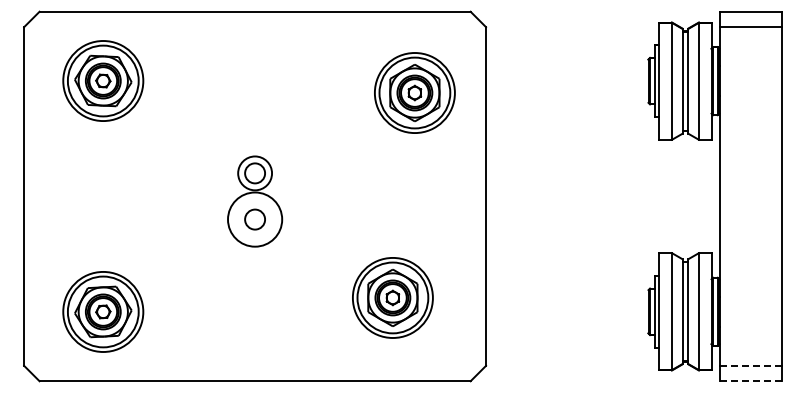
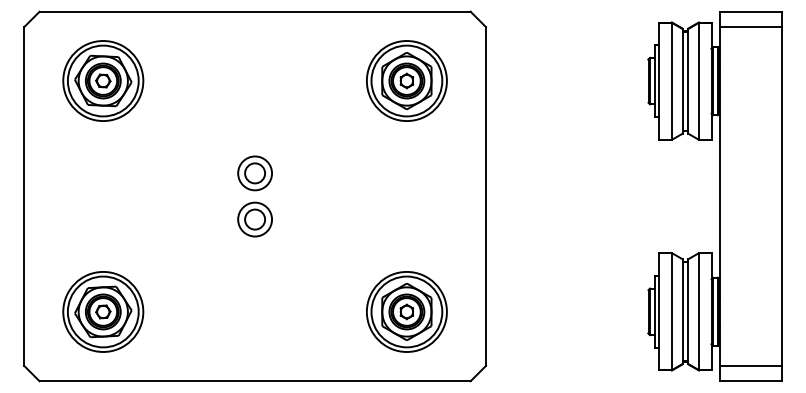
part position: (414, 92) -> (406, 80) (406, 80)
circle diameter: 54 px -> 34 px (255, 219)
part position: (392, 297) -> (406, 311) (406, 311)
line: dashed -> solid (751, 365)
line: dashed -> solid (751, 381)
